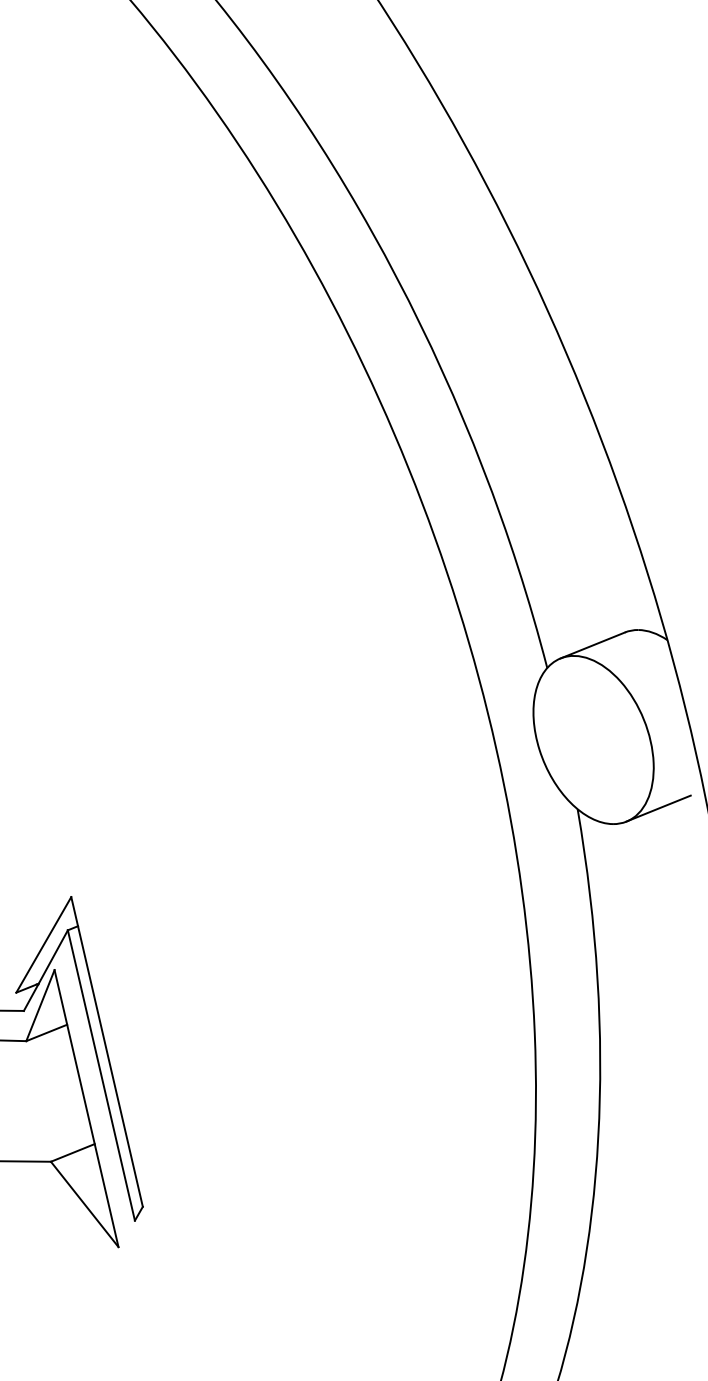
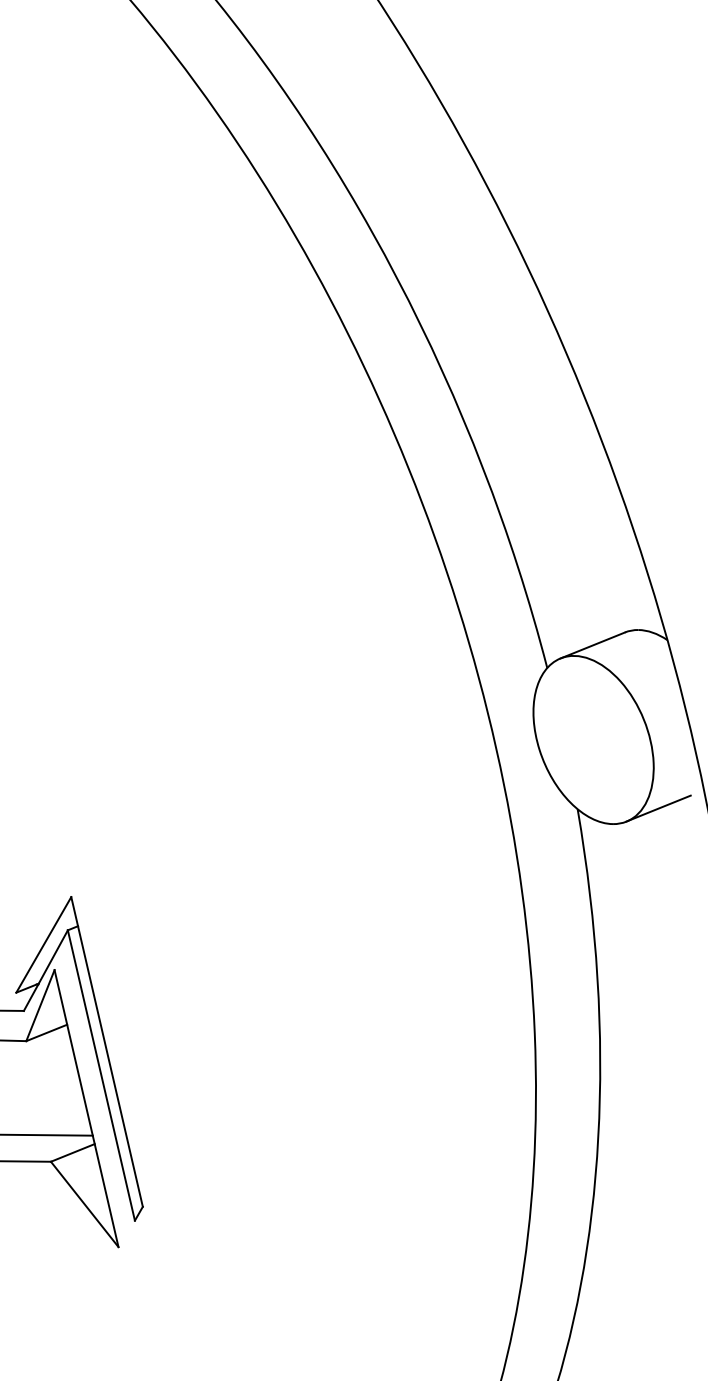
line: none -> present (47, 1134)
